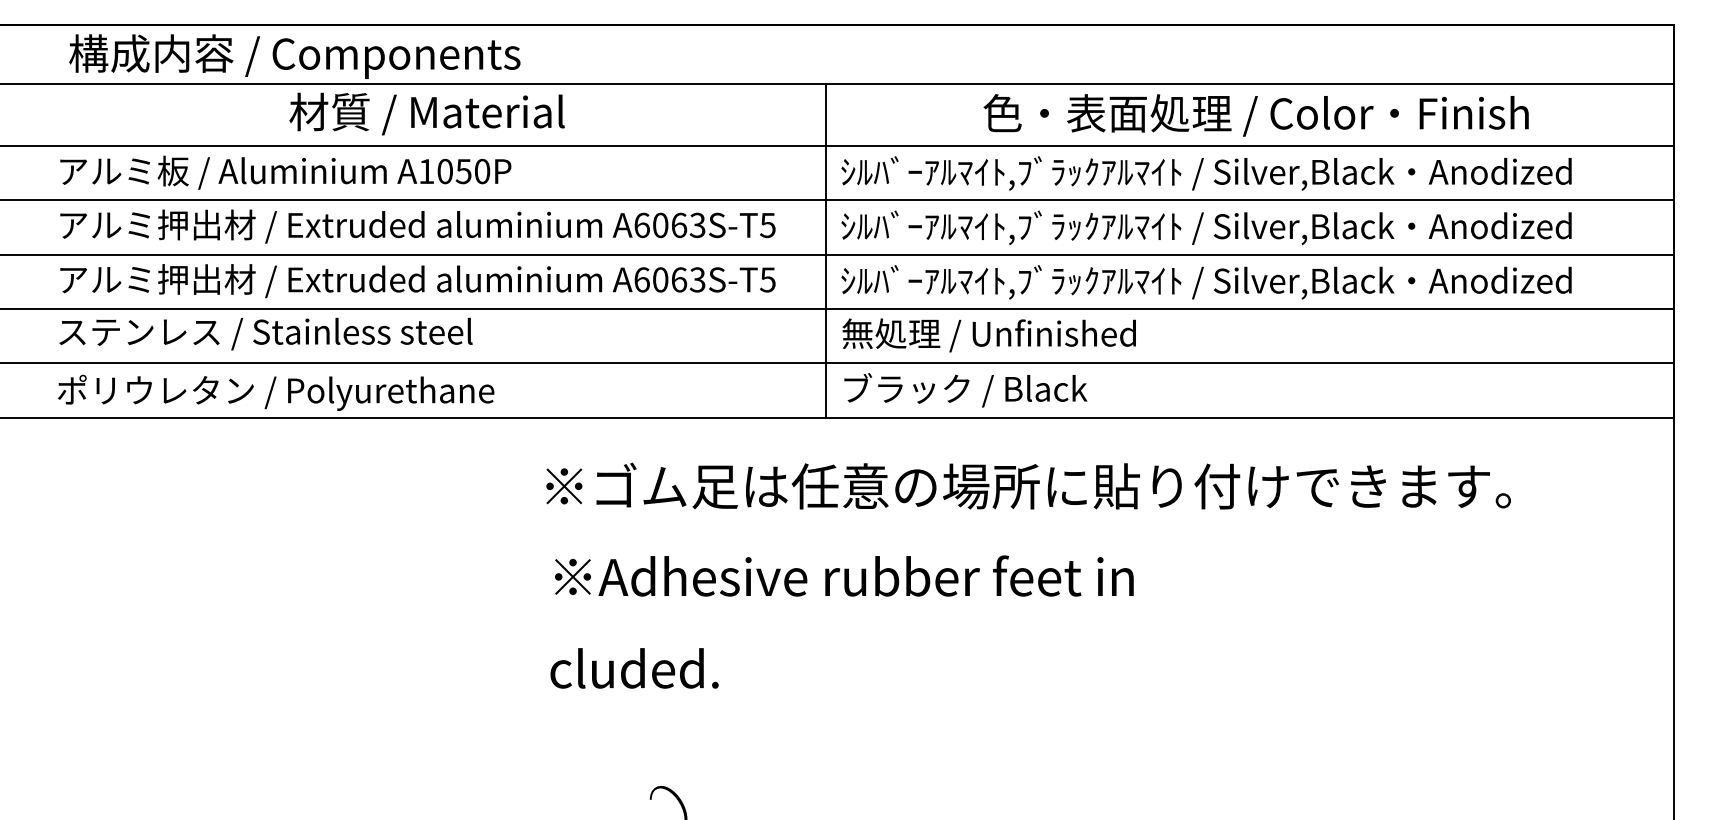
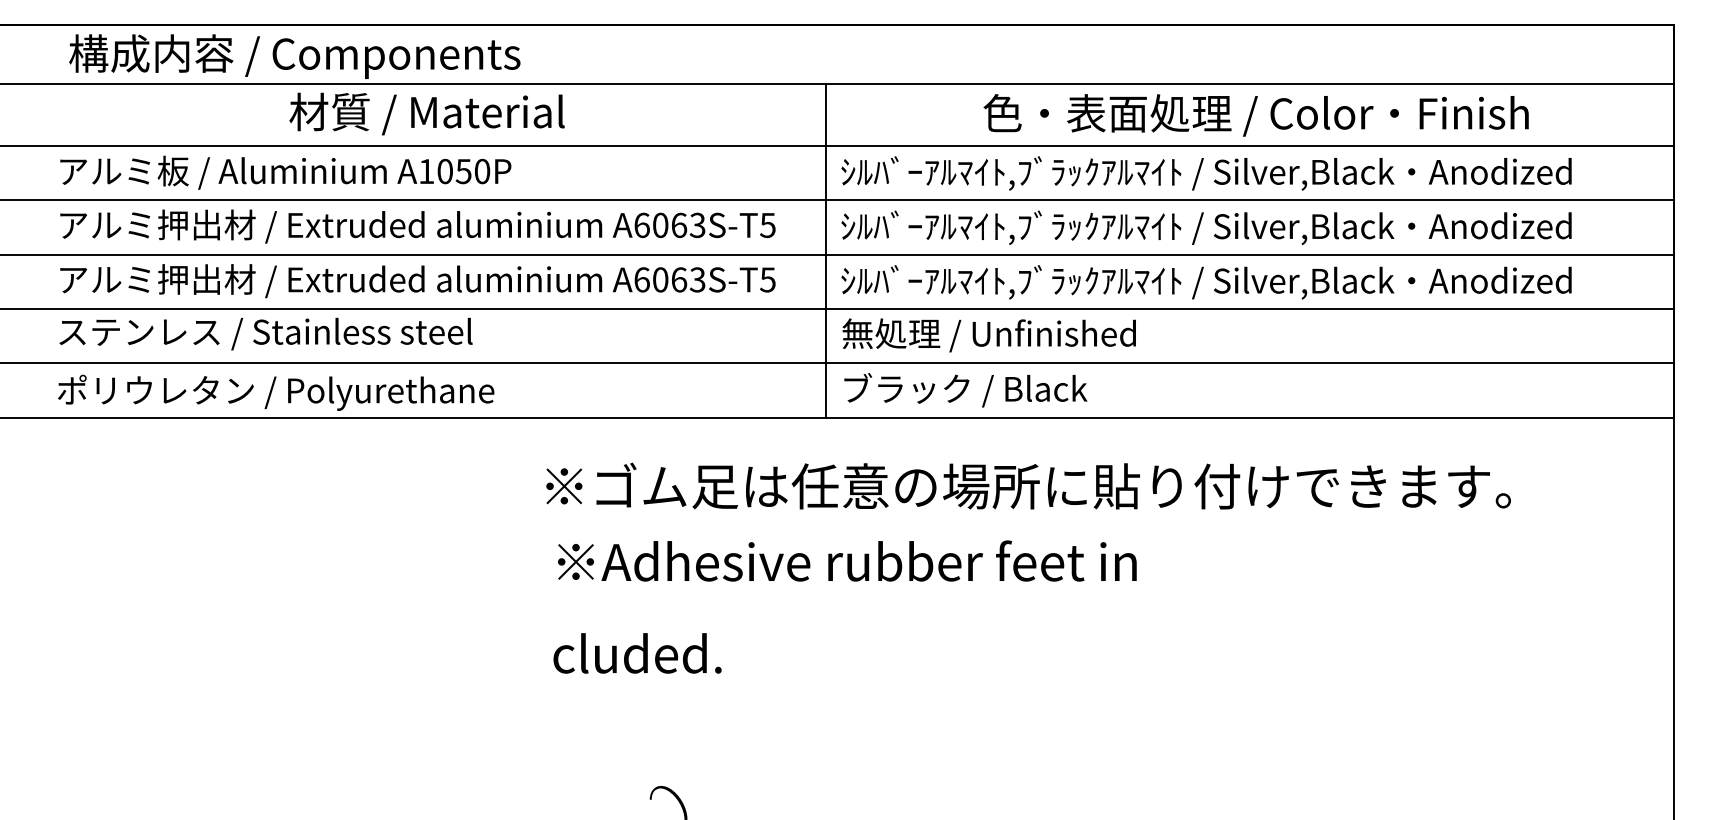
text position: (841, 621) -> (844, 606) (844, 606)
